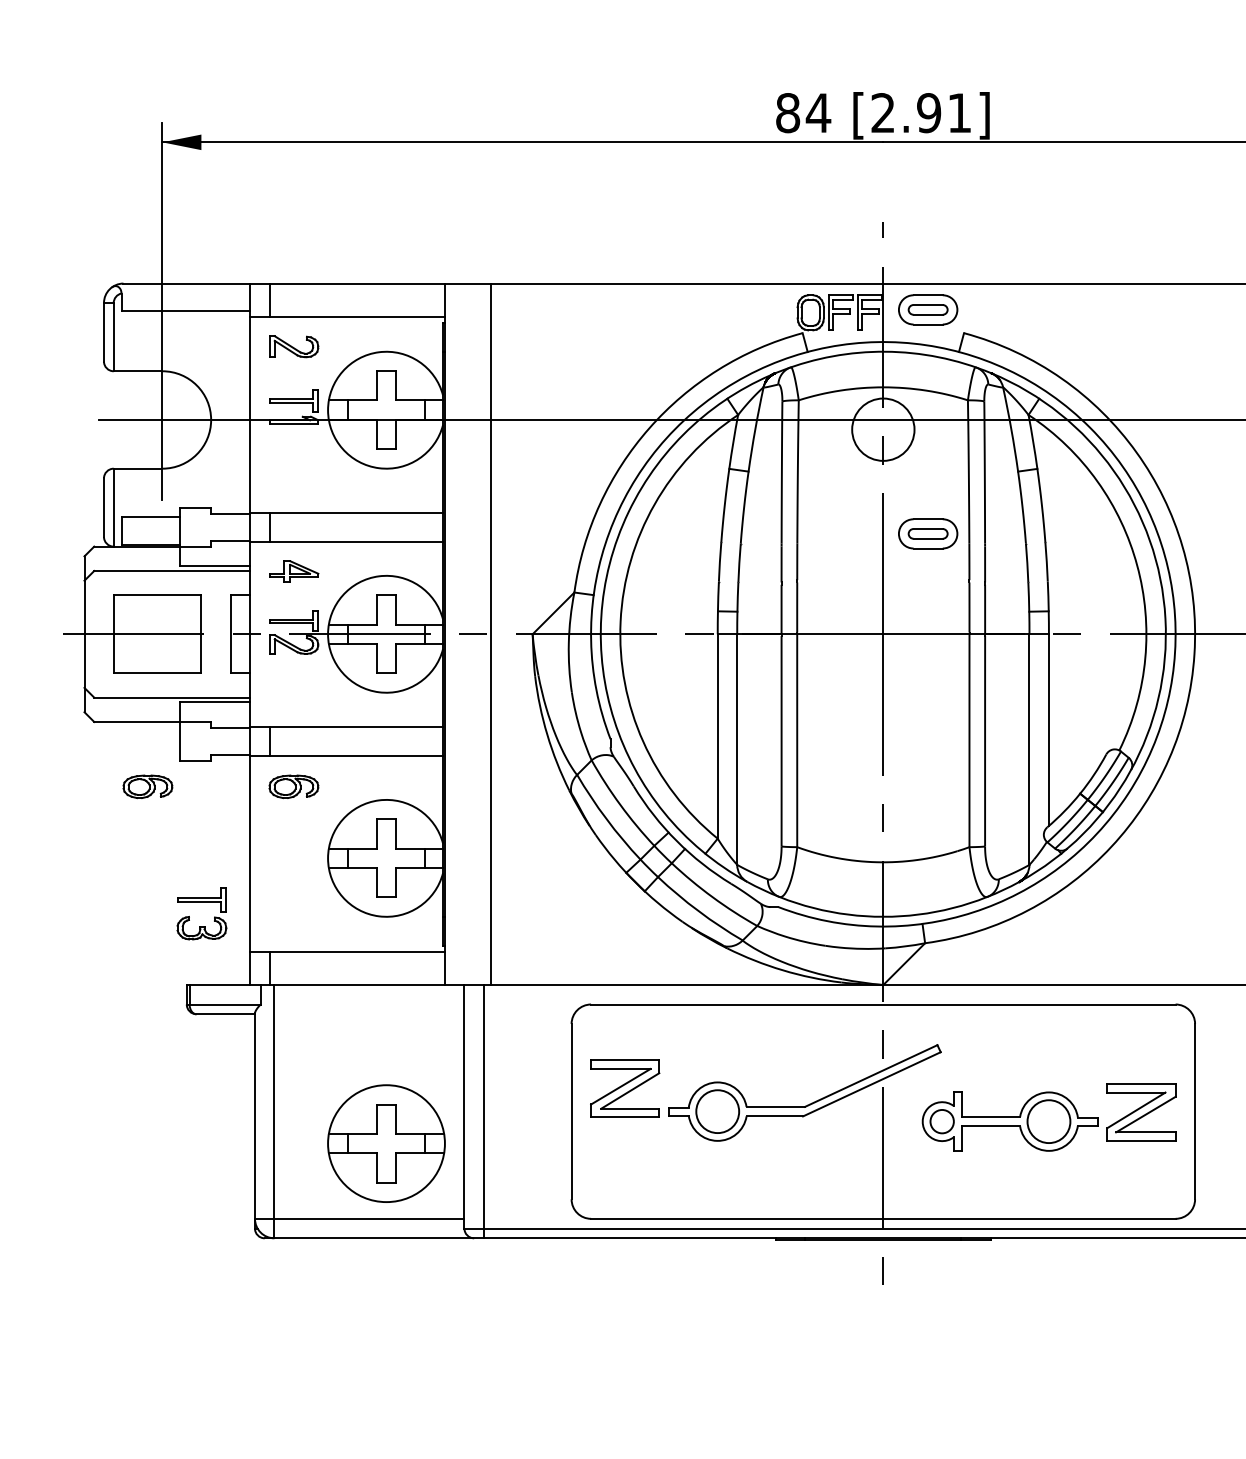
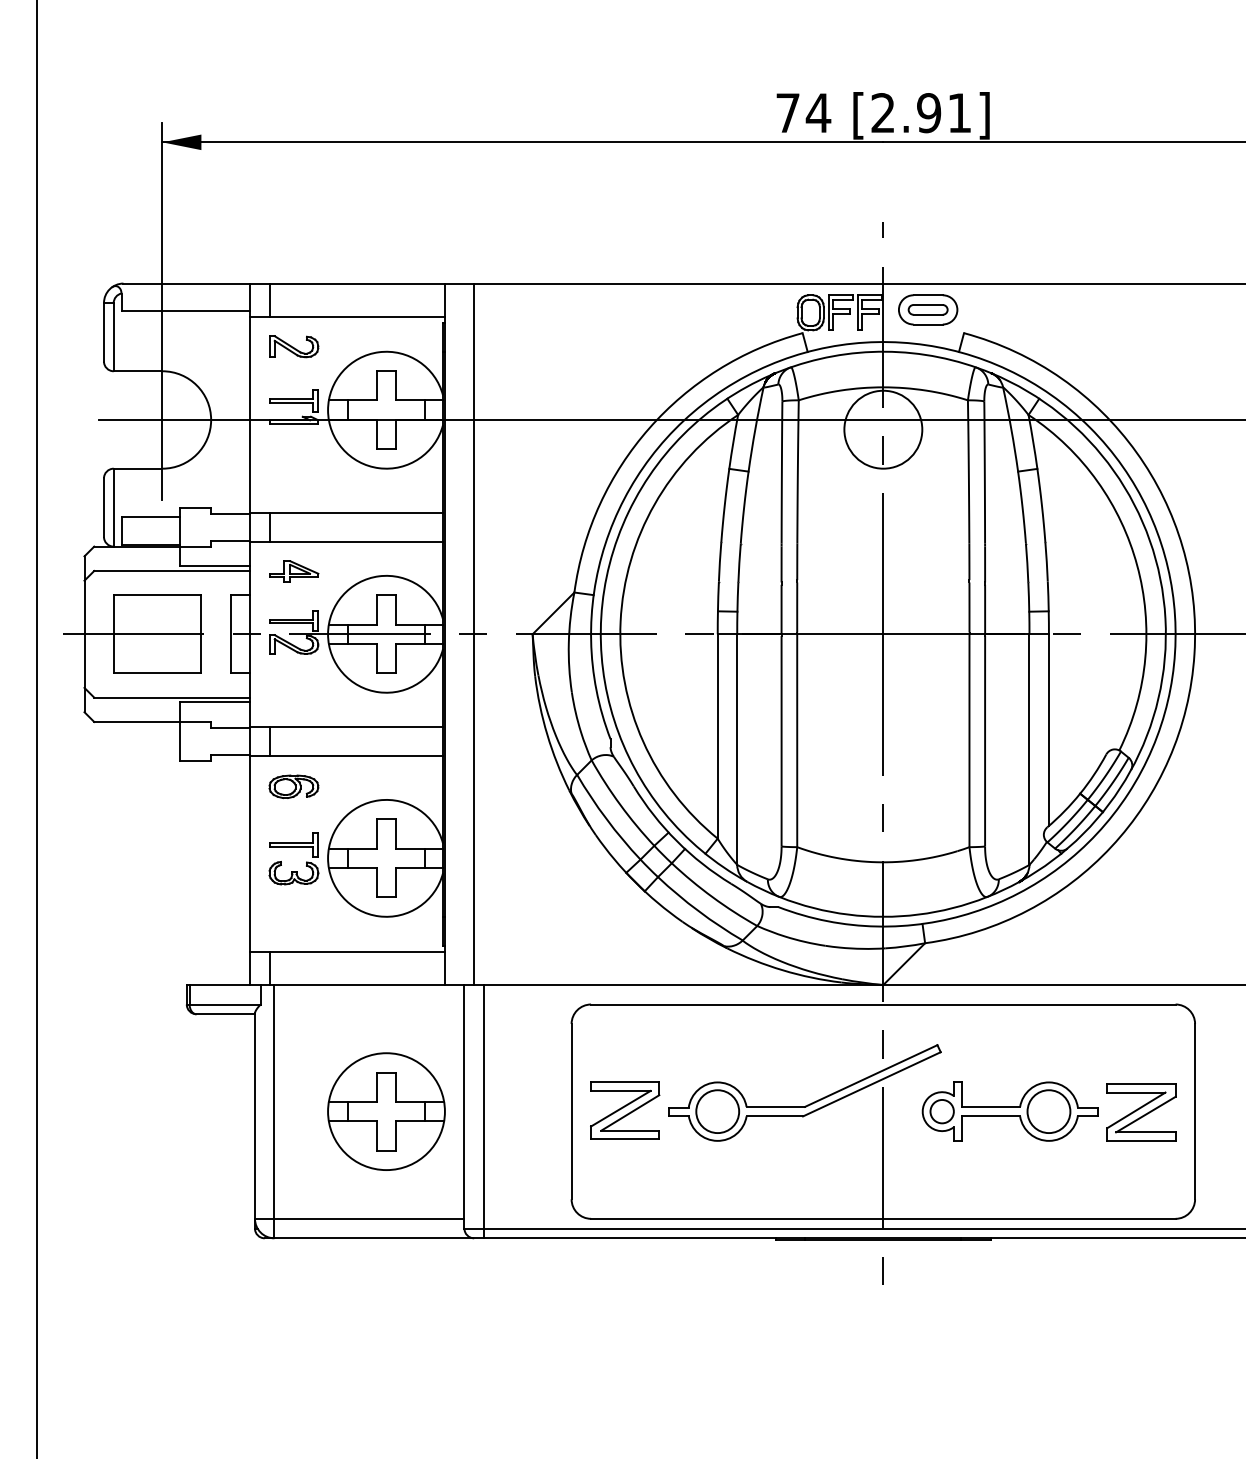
text: 84 -> 74 (788, 113)
circle diameter: 62 px -> 78 px (883, 429)
part: present -> none (928, 533)
line position: (491, 634) -> (474, 634) (474, 634)
line: none -> present (37, 728)
part: present -> none (147, 786)
part position: (201, 902) -> (293, 847) (293, 847)
part position: (625, 1088) -> (625, 1110) (625, 1110)
part position: (1009, 1121) -> (1009, 1111) (1009, 1111)
part position: (386, 1143) -> (386, 1111) (386, 1111)
